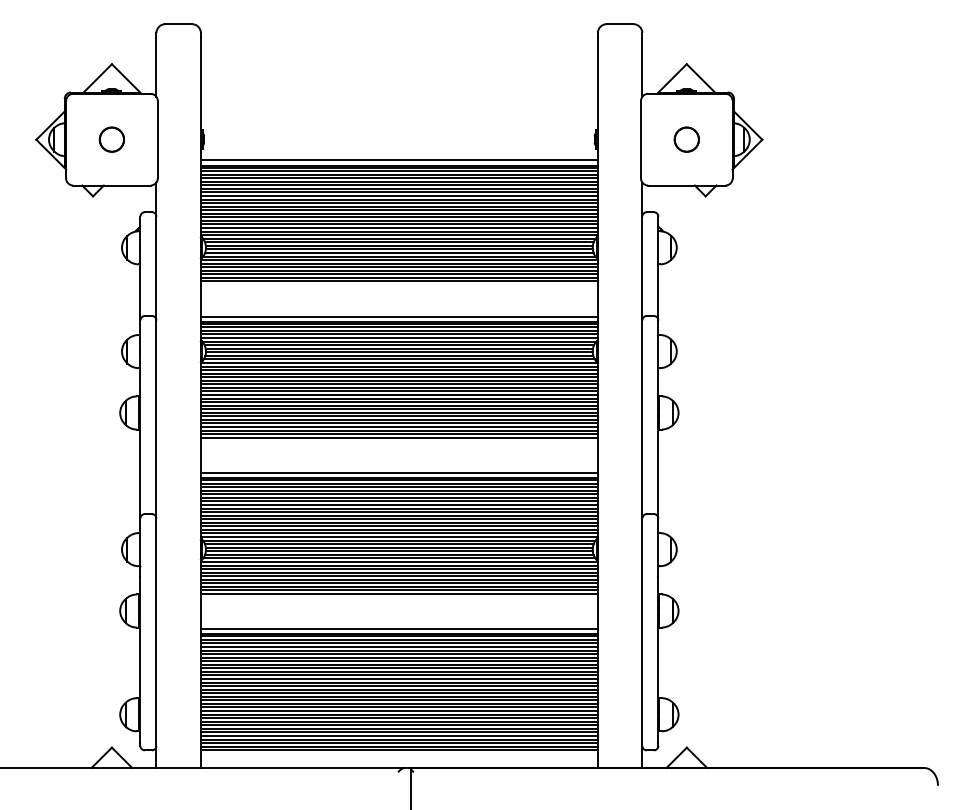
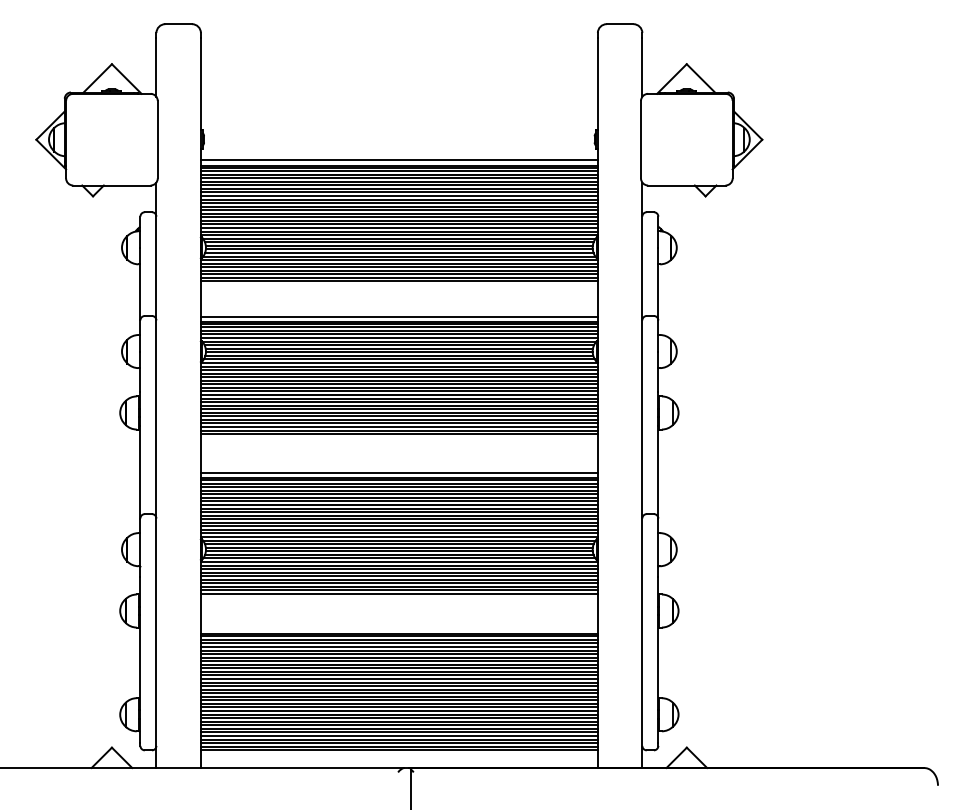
circle: present -> none (111, 139)
circle: present -> none (686, 139)
line: present -> none (398, 437)
line: present -> none (398, 629)
